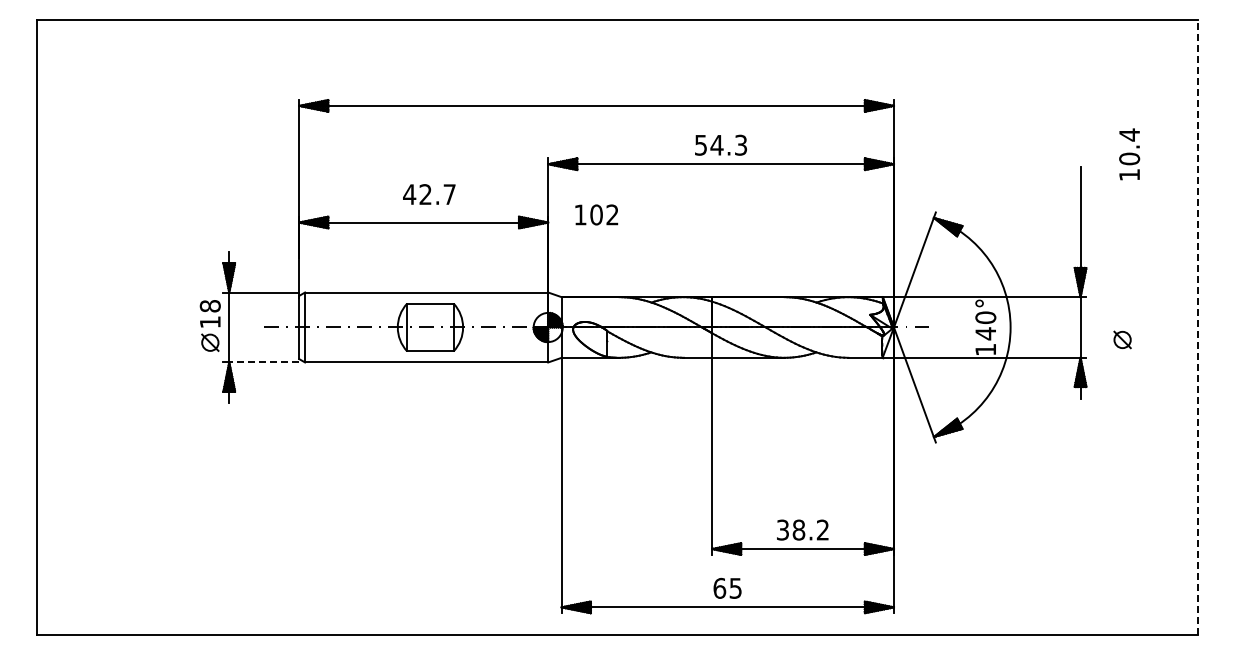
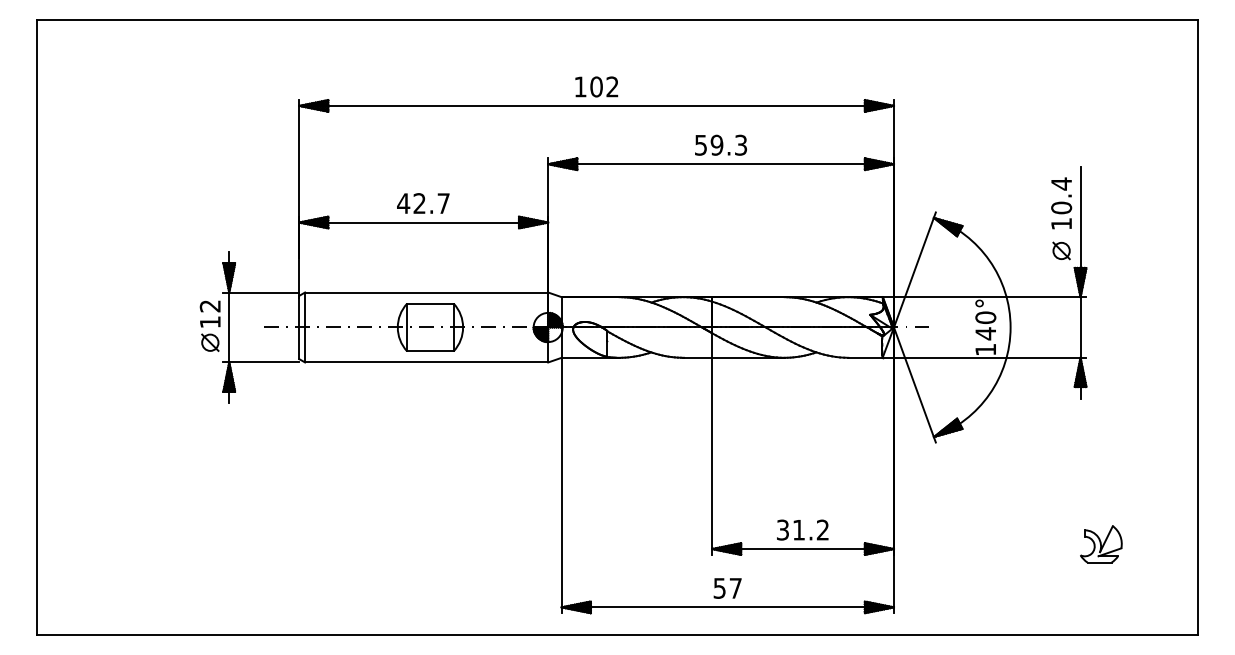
text: 54.3 -> 59.3 (716, 144)
text position: (1129, 154) -> (1061, 203) (1061, 203)
text position: (429, 194) -> (423, 203) (423, 203)
text position: (596, 214) -> (596, 86) (596, 86)
text: 18 -> 12 (209, 306)
line: dashed -> solid (1197, 327)
part position: (1122, 339) -> (1061, 250) (1061, 250)
line: dashed -> solid (264, 362)
text: 38.2 -> 31.2 (798, 529)
part: none -> present (1101, 544)
text: 65 -> 57 (727, 587)
